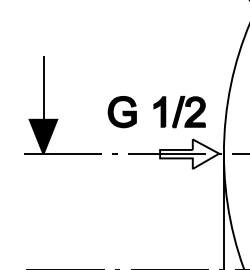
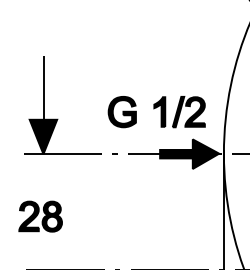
fill: none -> present (189, 153)
part: none -> present (40, 216)
